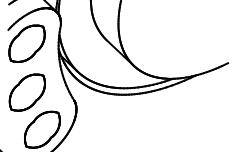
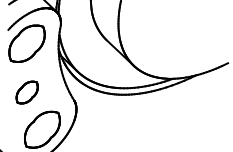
part size: 38x39 px -> 24x25 px (26, 92)
